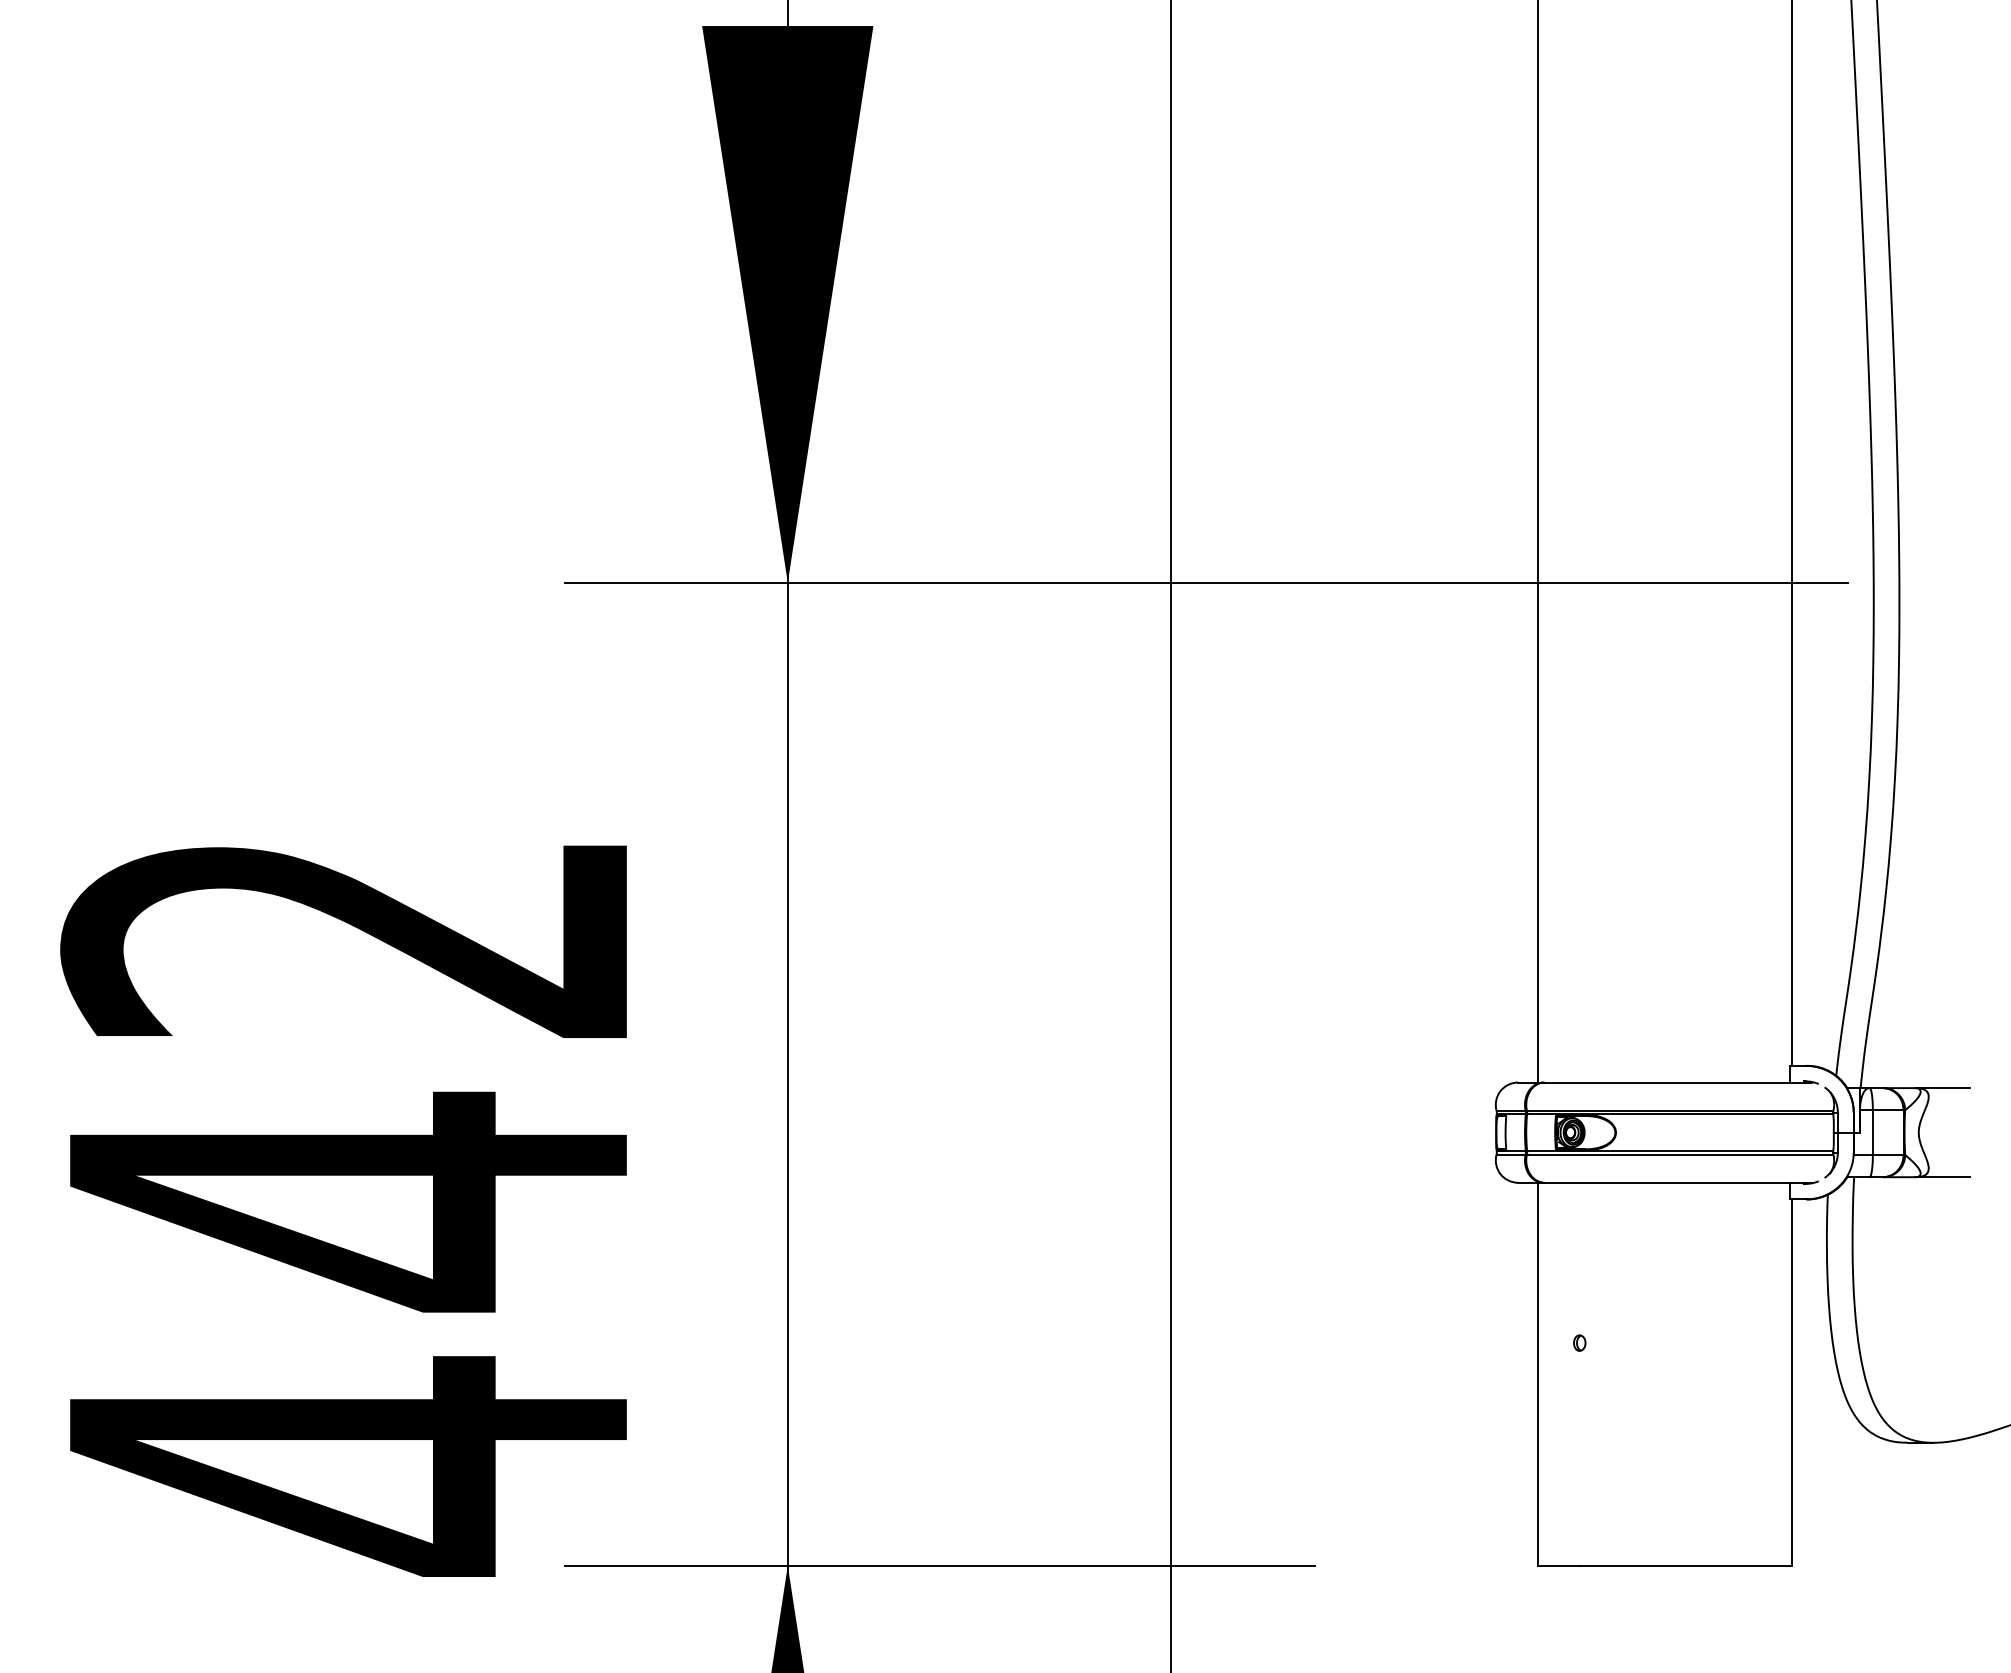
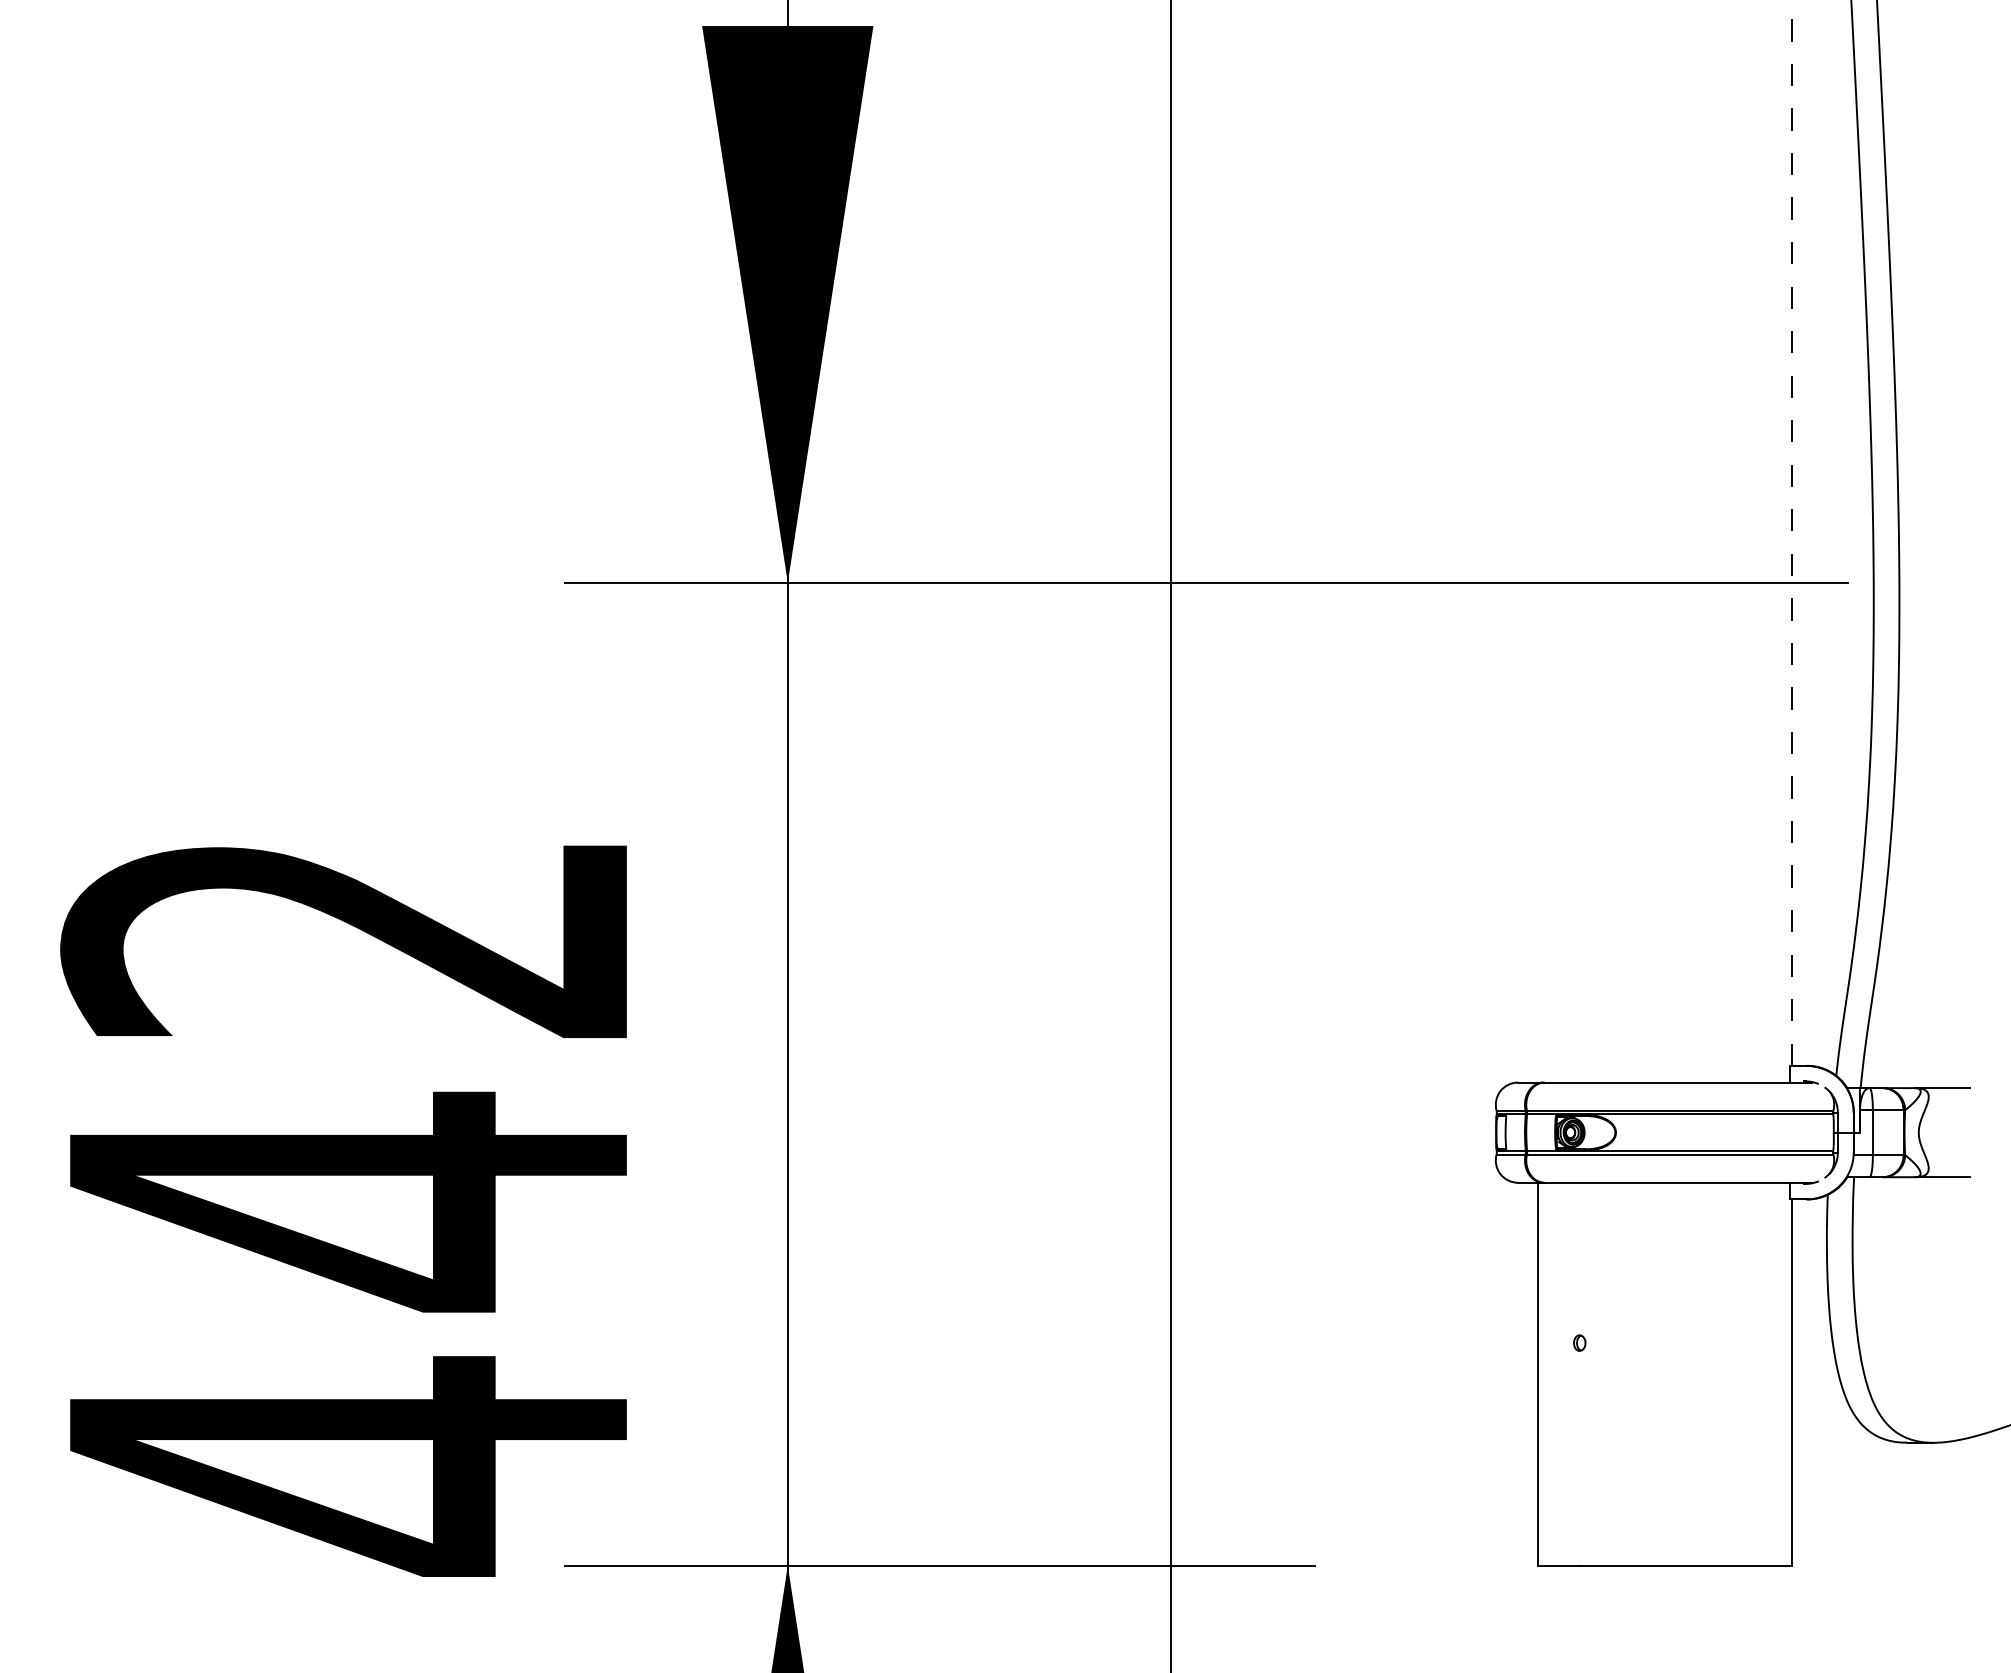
line: solid -> dashed (1791, 532)
line: present -> none (1538, 542)
